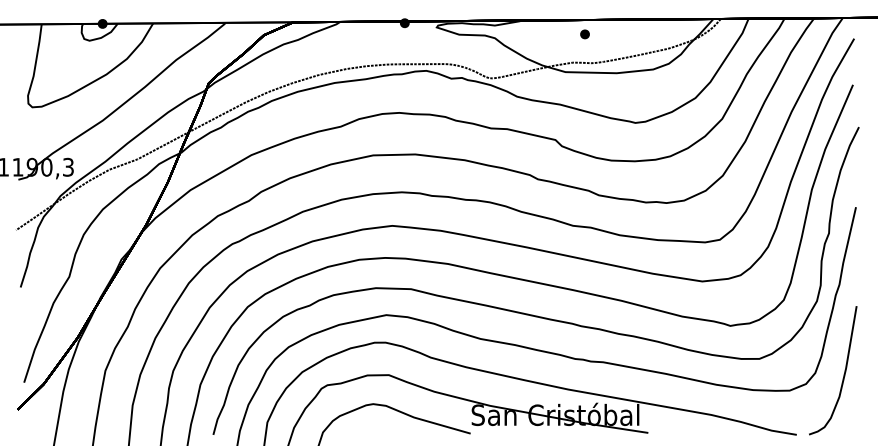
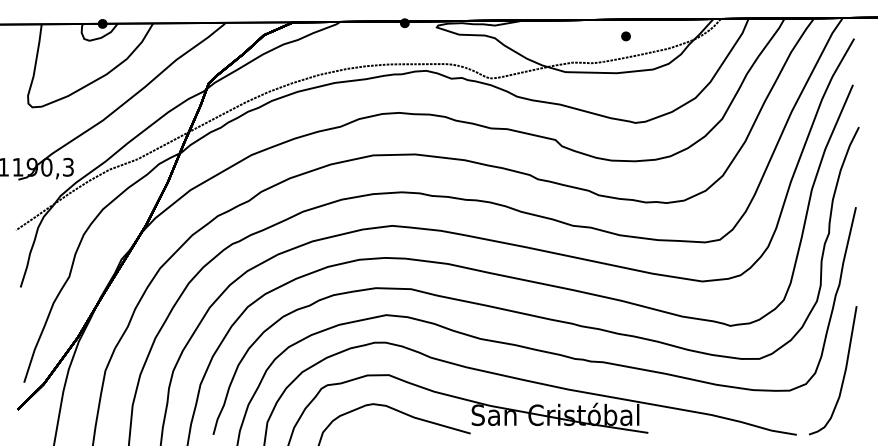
part position: (584, 34) -> (625, 36) (625, 36)
